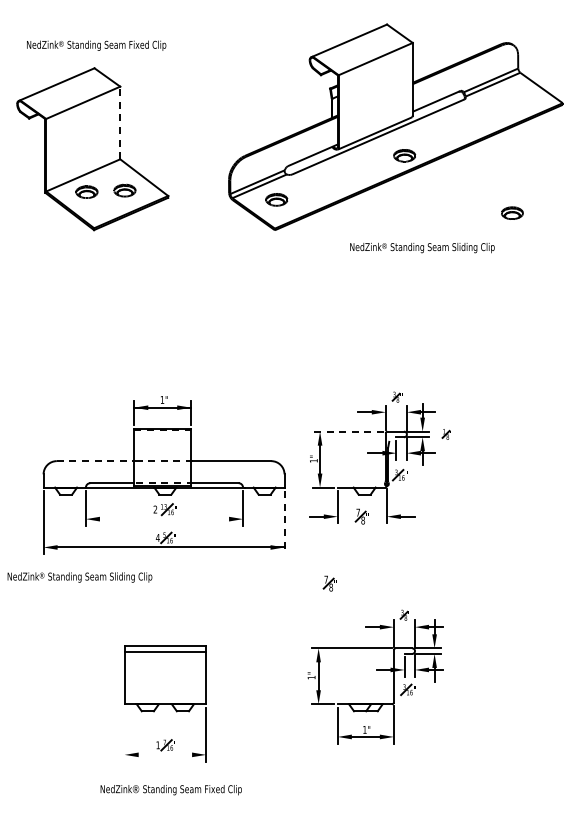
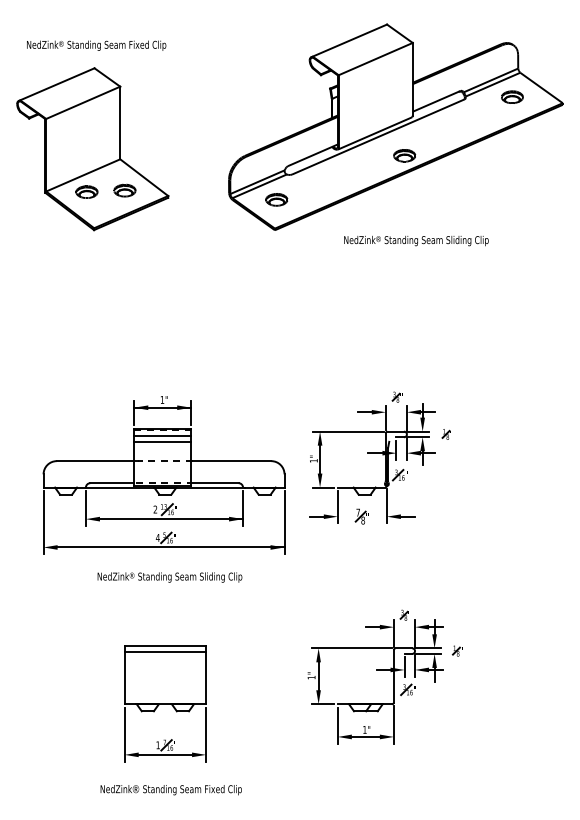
line: dashed -> solid (120, 122)
part position: (512, 212) -> (512, 96) (512, 96)
text position: (422, 247) -> (416, 240) (416, 240)
line: dashed -> solid (348, 431)
line: none -> present (162, 435)
line: none -> present (162, 441)
line: dashed -> solid (97, 461)
line: none -> present (171, 519)
line: dashed -> solid (284, 522)
text position: (79, 577) -> (169, 577) (169, 577)
part: present -> none (329, 583)
part: none -> present (456, 650)
line: none -> present (124, 734)
line: none -> present (165, 754)
